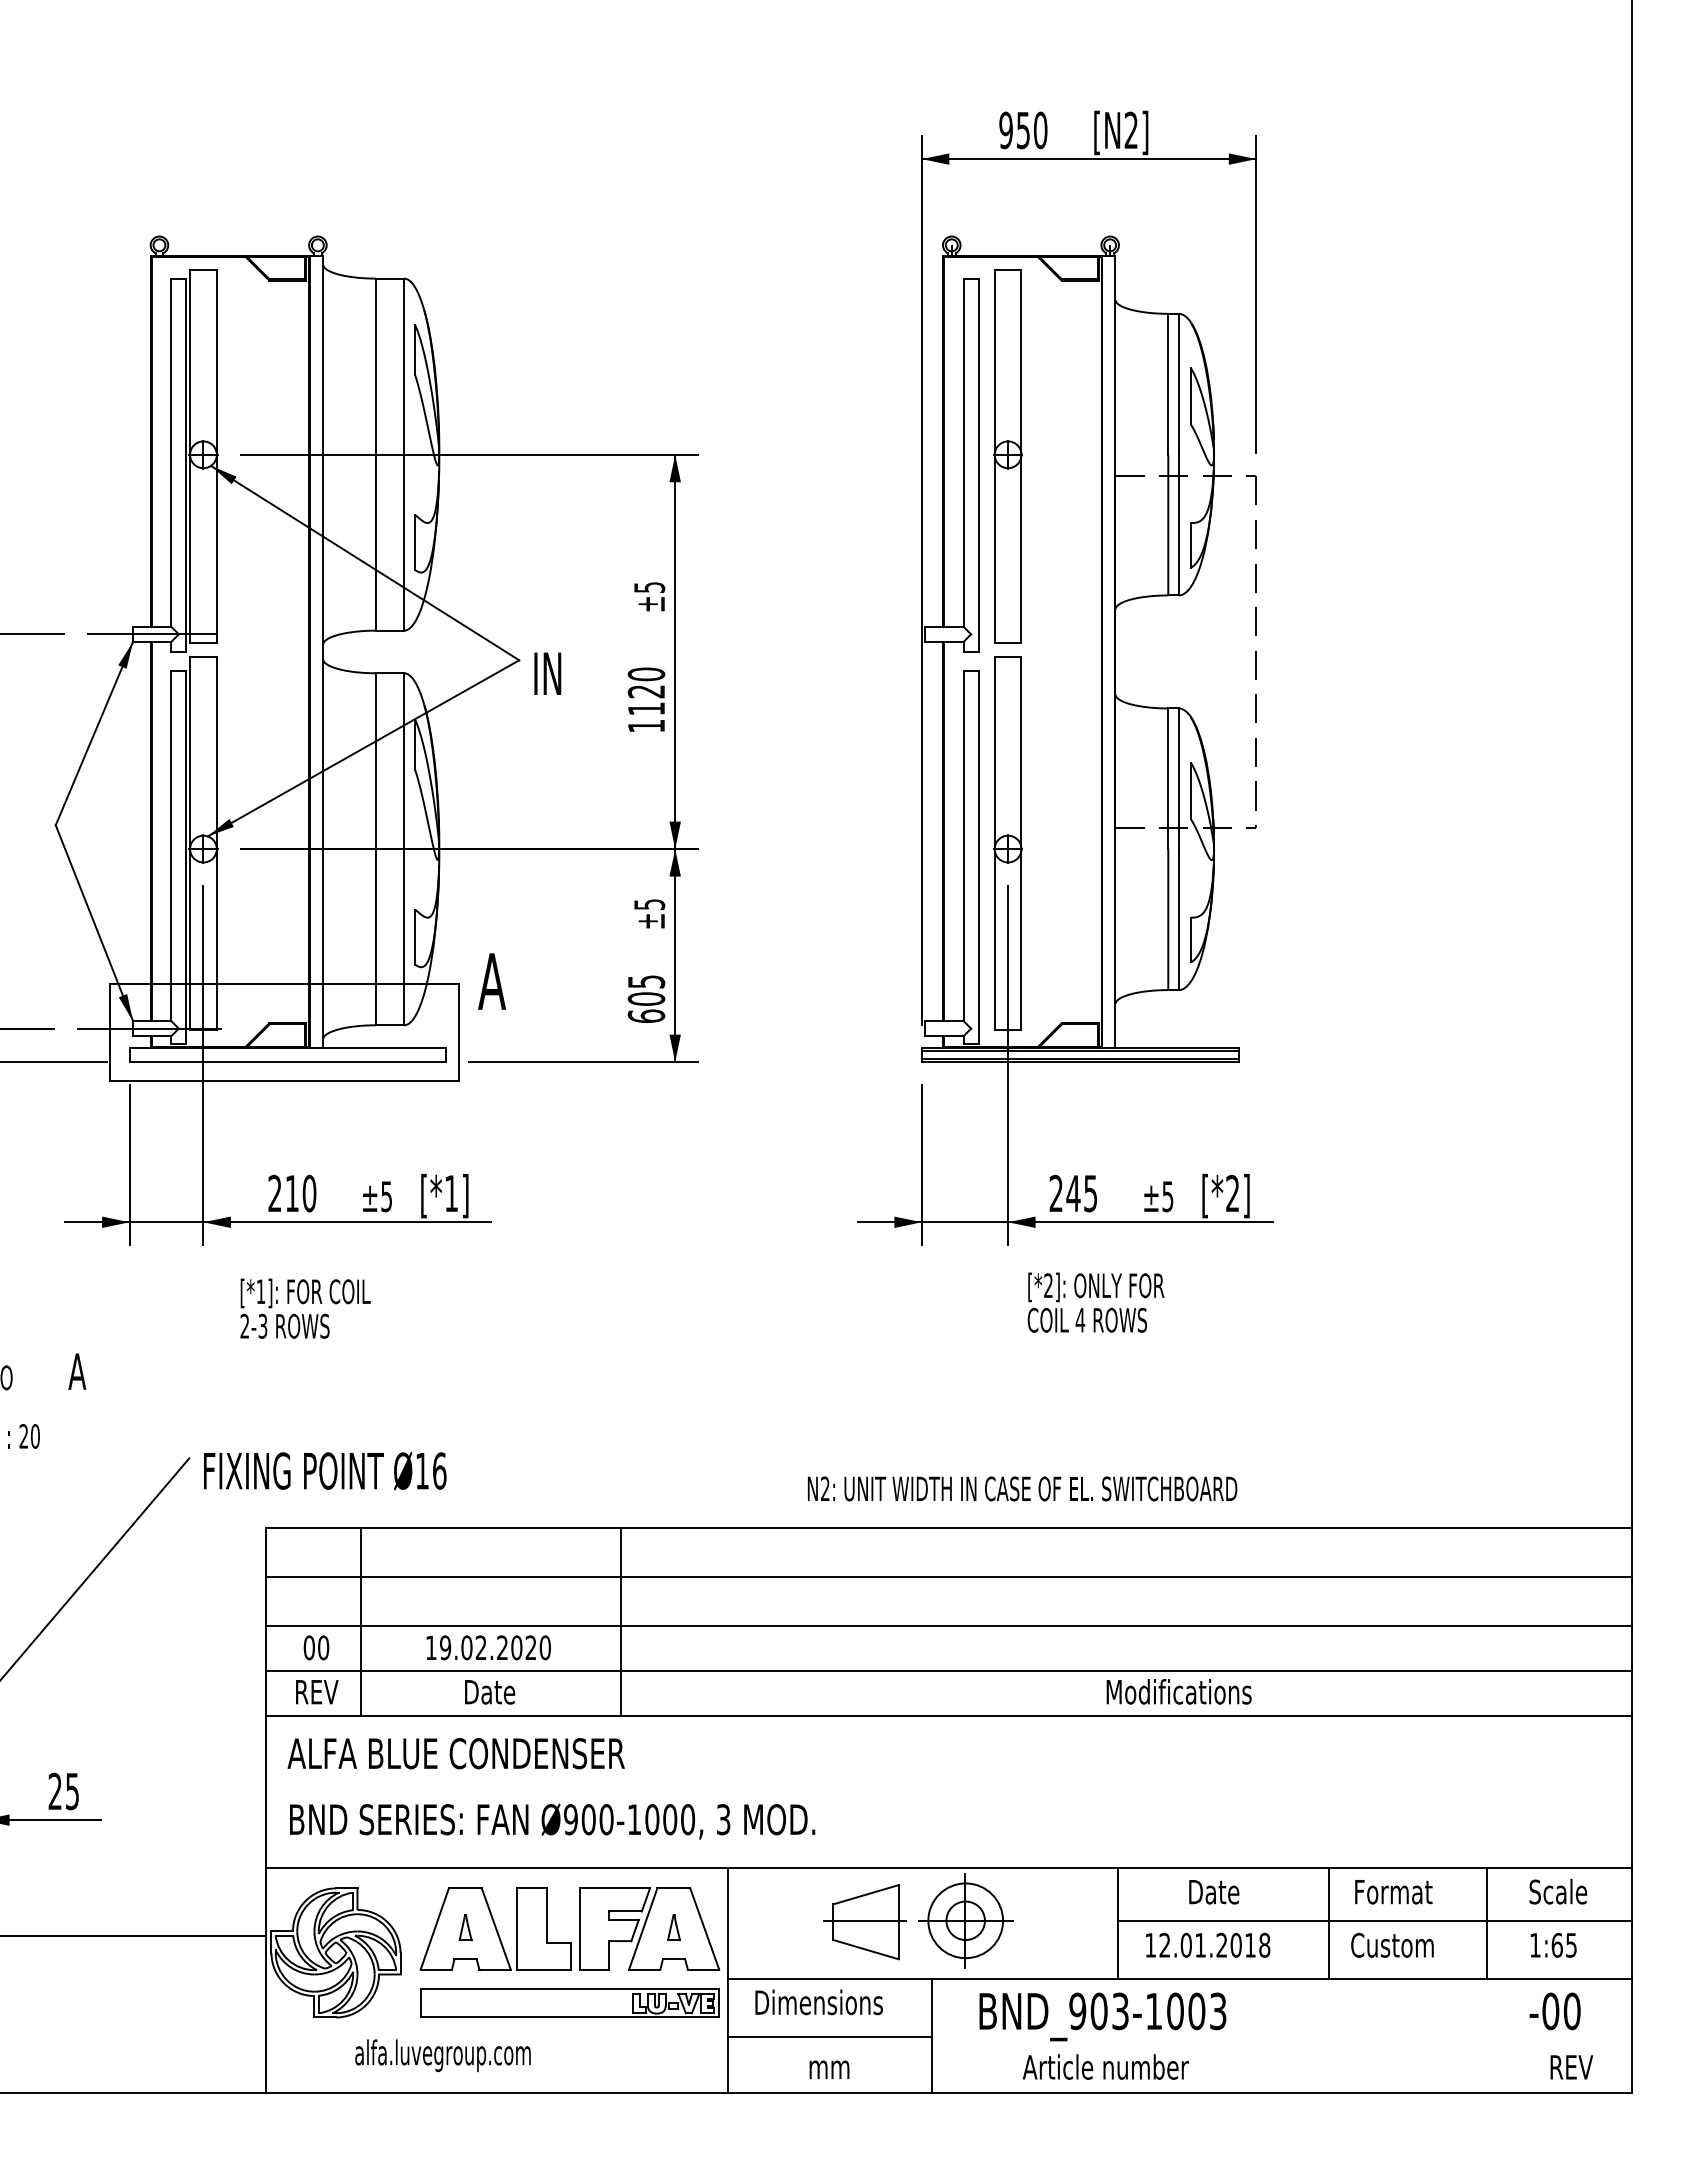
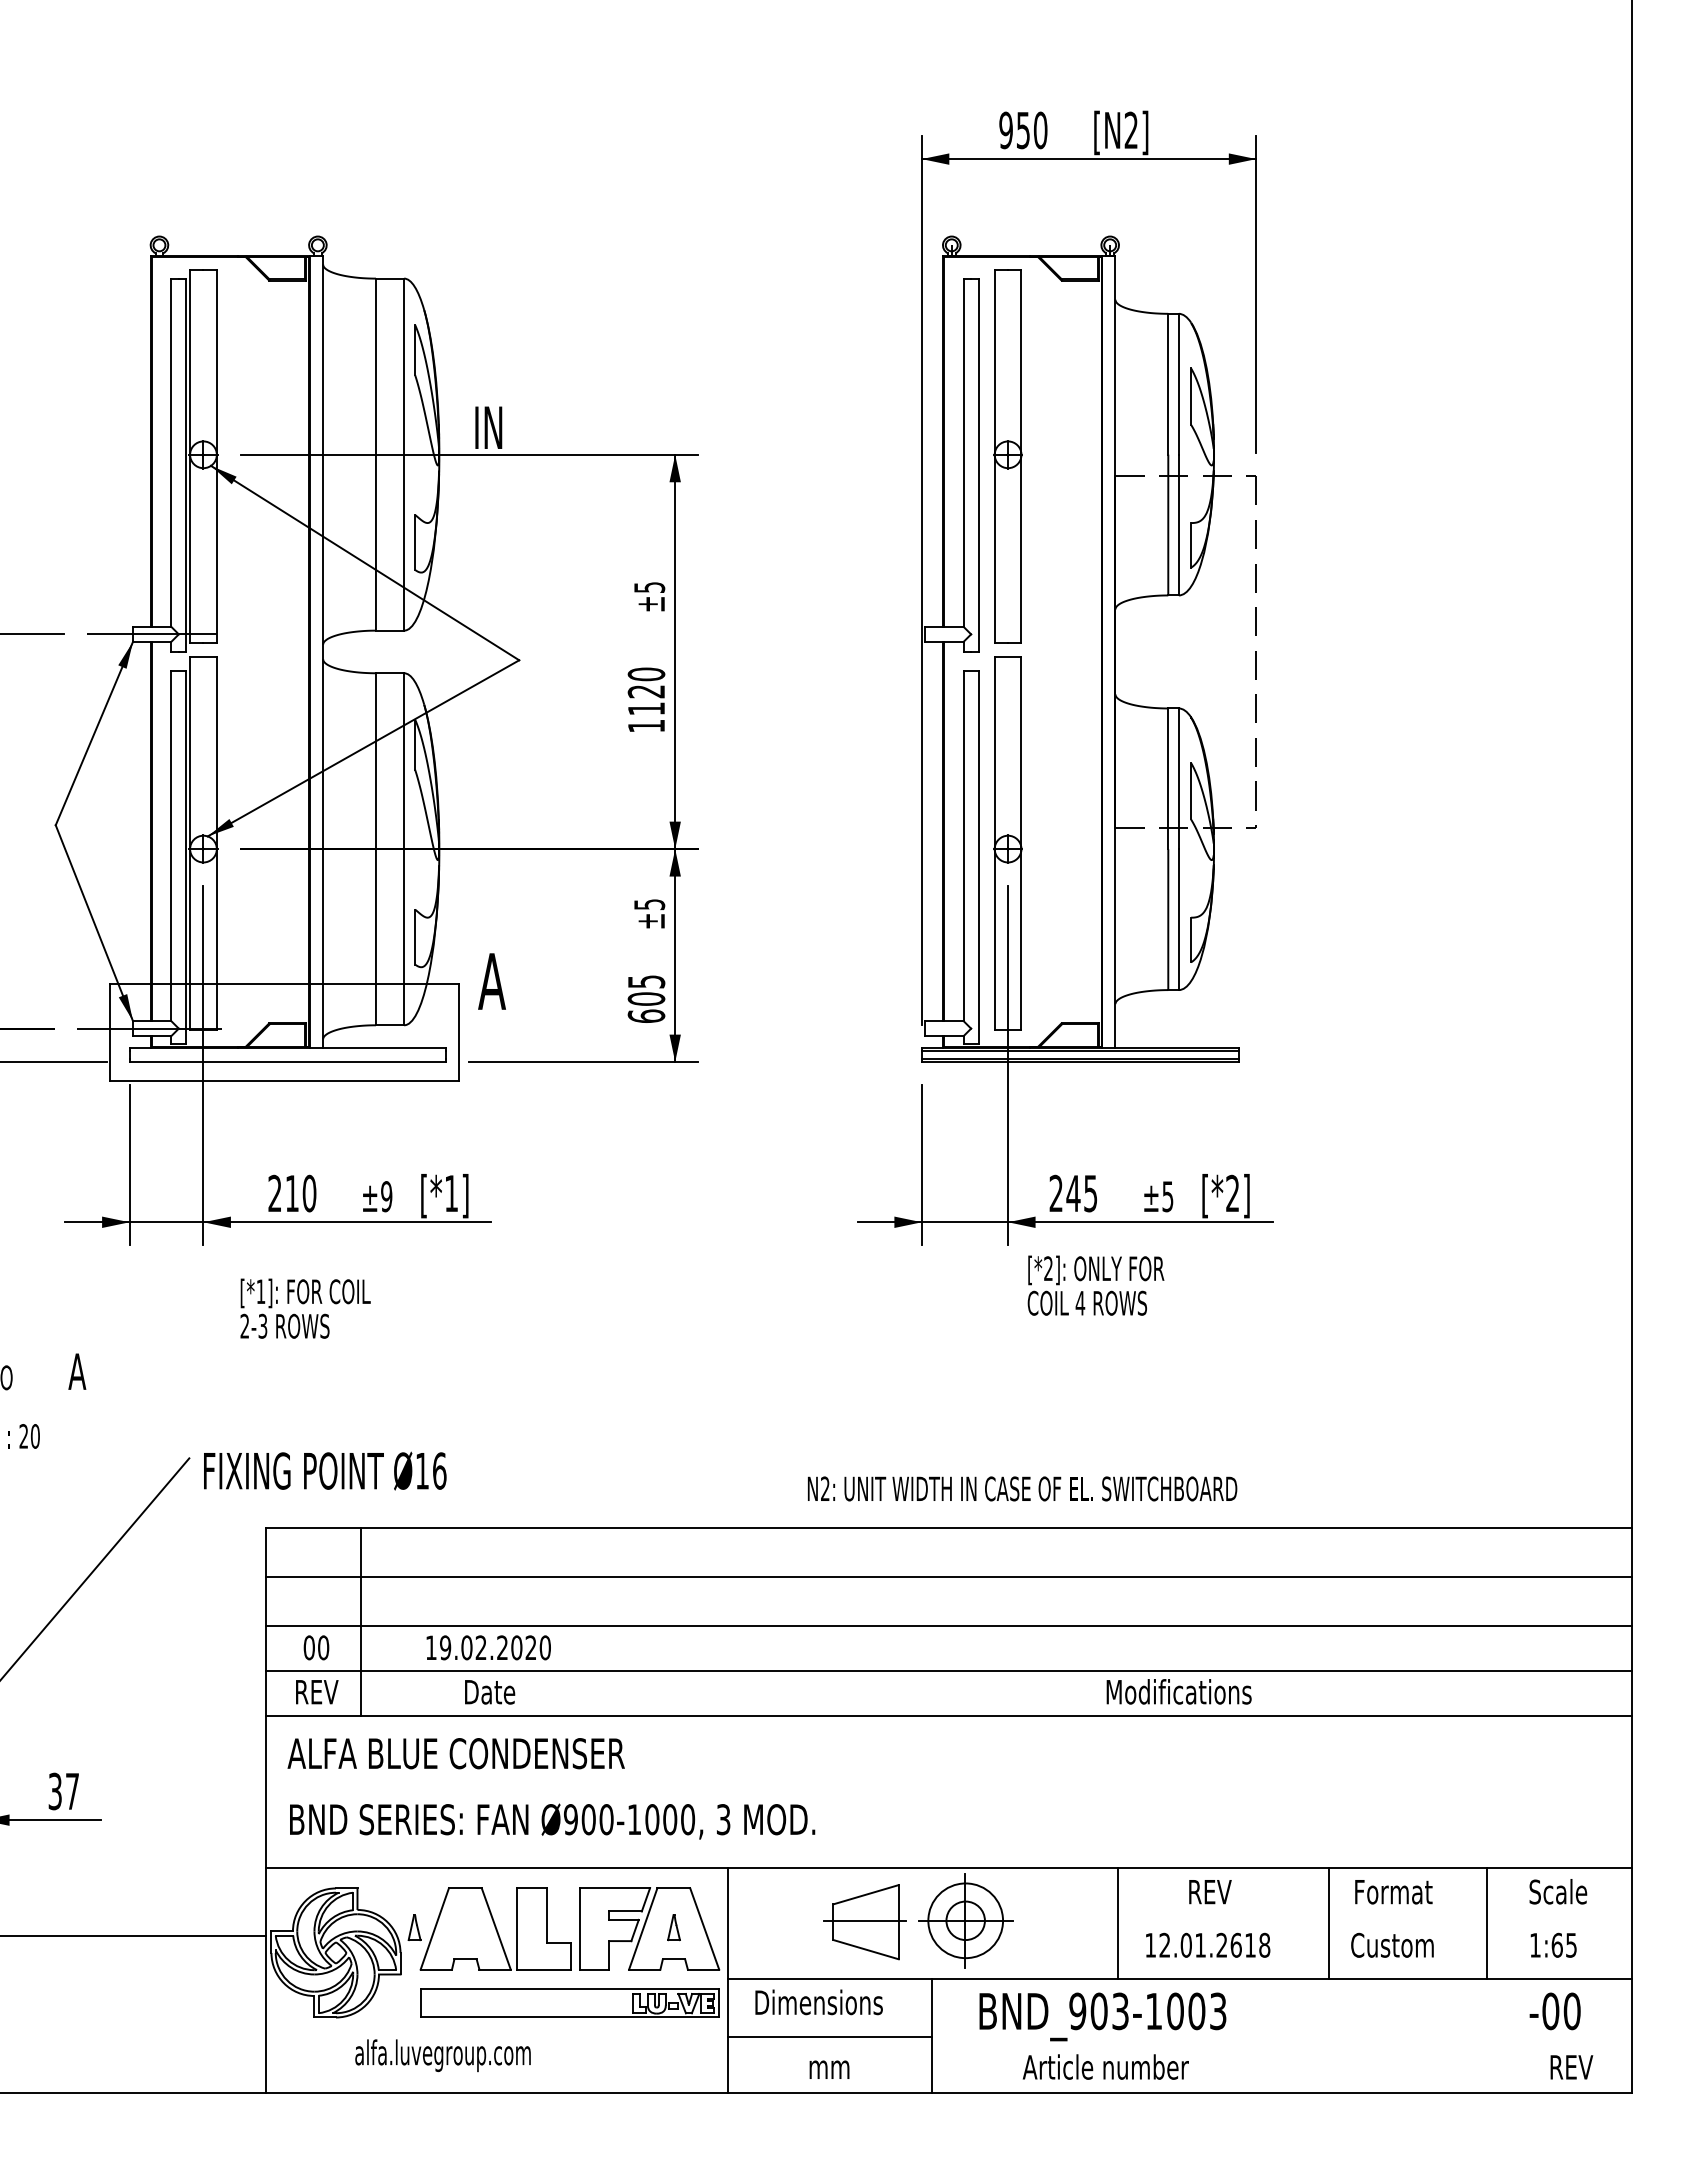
text position: (547, 673) -> (488, 427) (488, 427)
text: ±5 -> ±9 (386, 1196)
text position: (1095, 1302) -> (1095, 1285) (1095, 1285)
line: present -> none (620, 1621)
text: 25 -> 37 (63, 1791)
text: Date -> REV (1215, 1892)
line: present -> none (1374, 1920)
part position: (465, 1927) -> (414, 1927) (414, 1927)
text: 12.01.2018 -> 12.01.2618 (1235, 1944)
